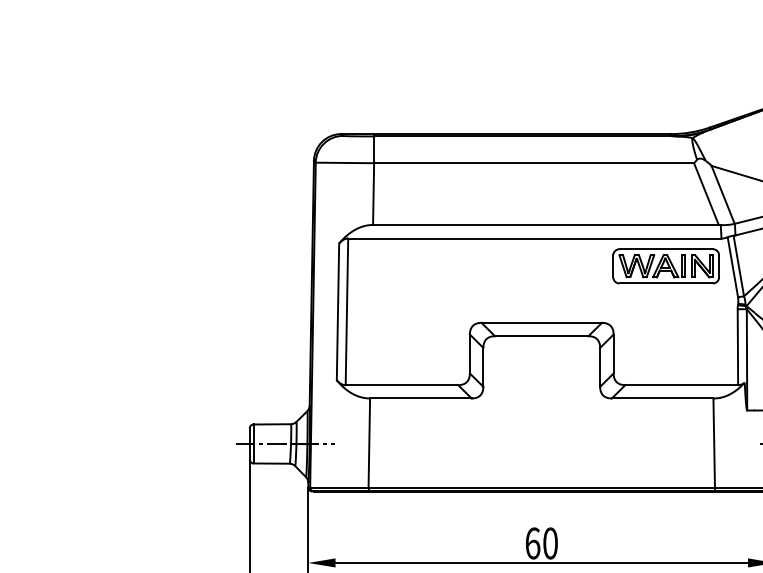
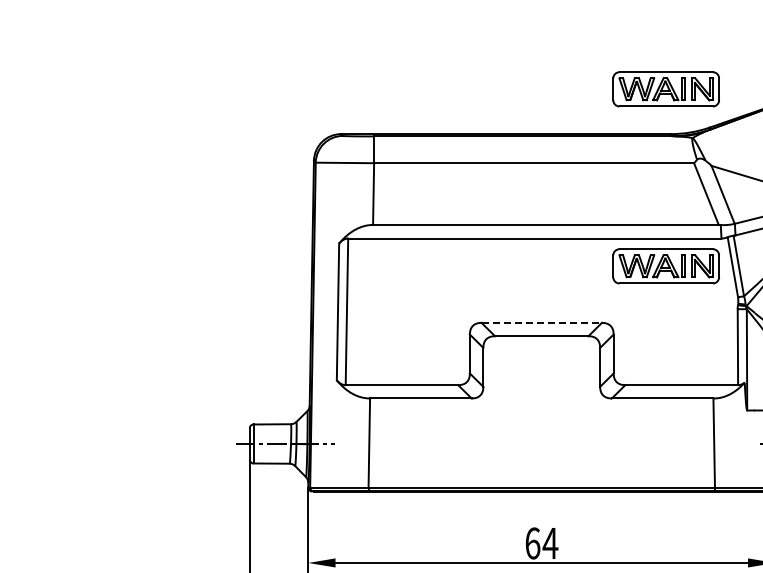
part: none -> present (665, 89)
line: solid -> dashed (542, 322)
text: 60 -> 64 (550, 543)
